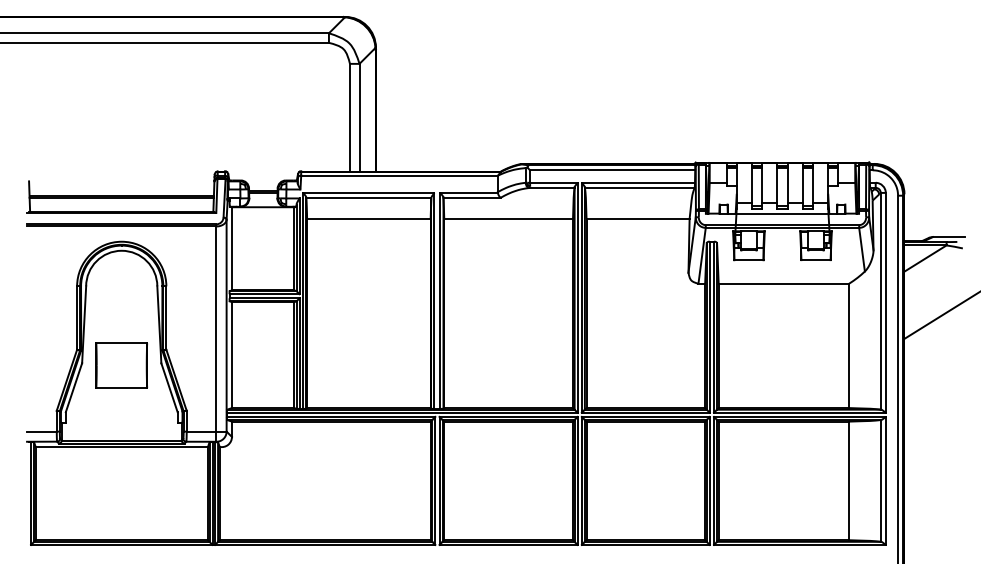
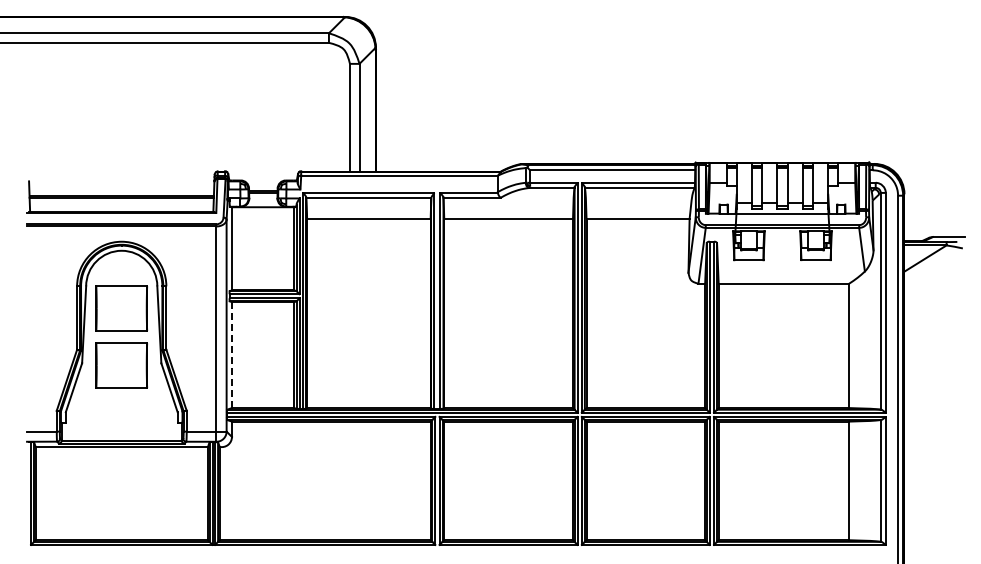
part: none -> present (121, 308)
line: present -> none (940, 315)
line: solid -> dashed (231, 355)
